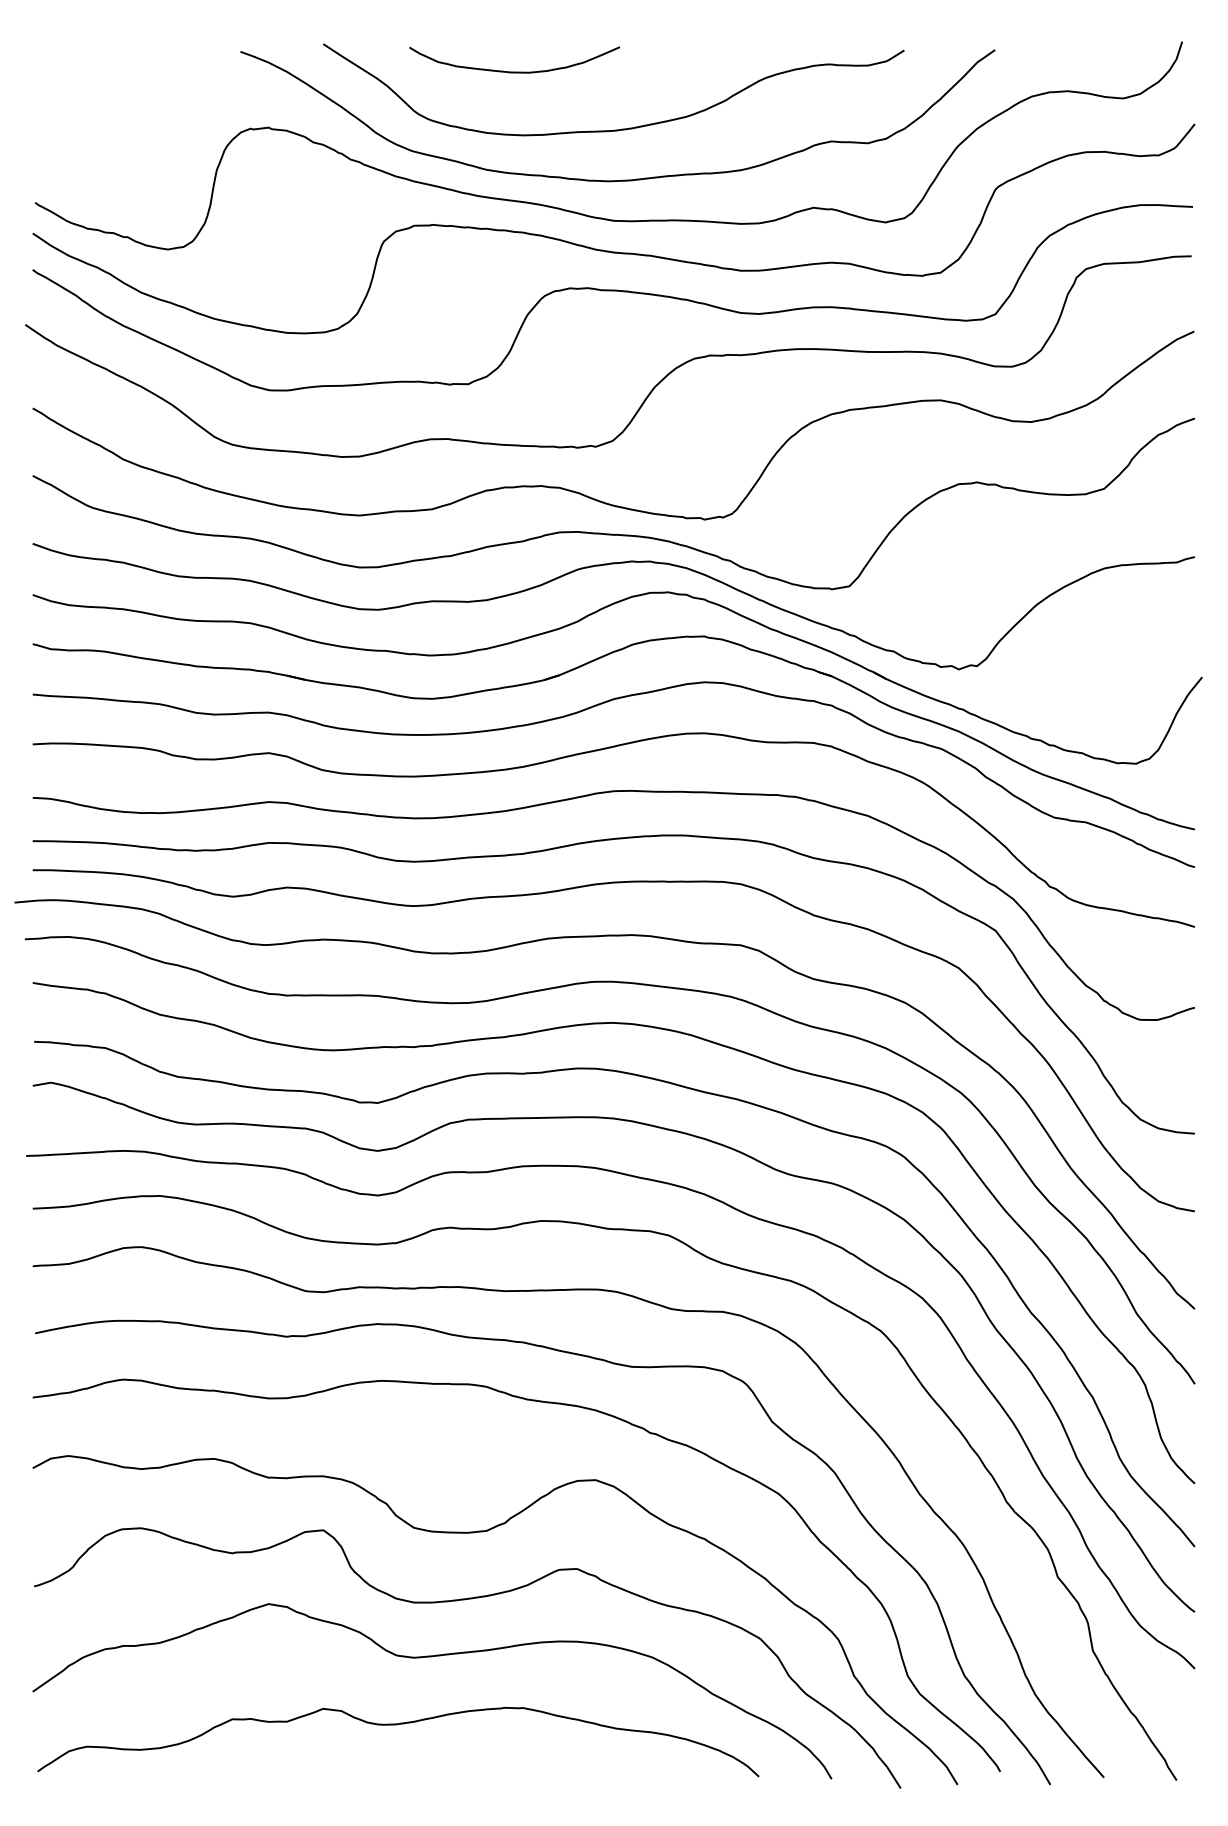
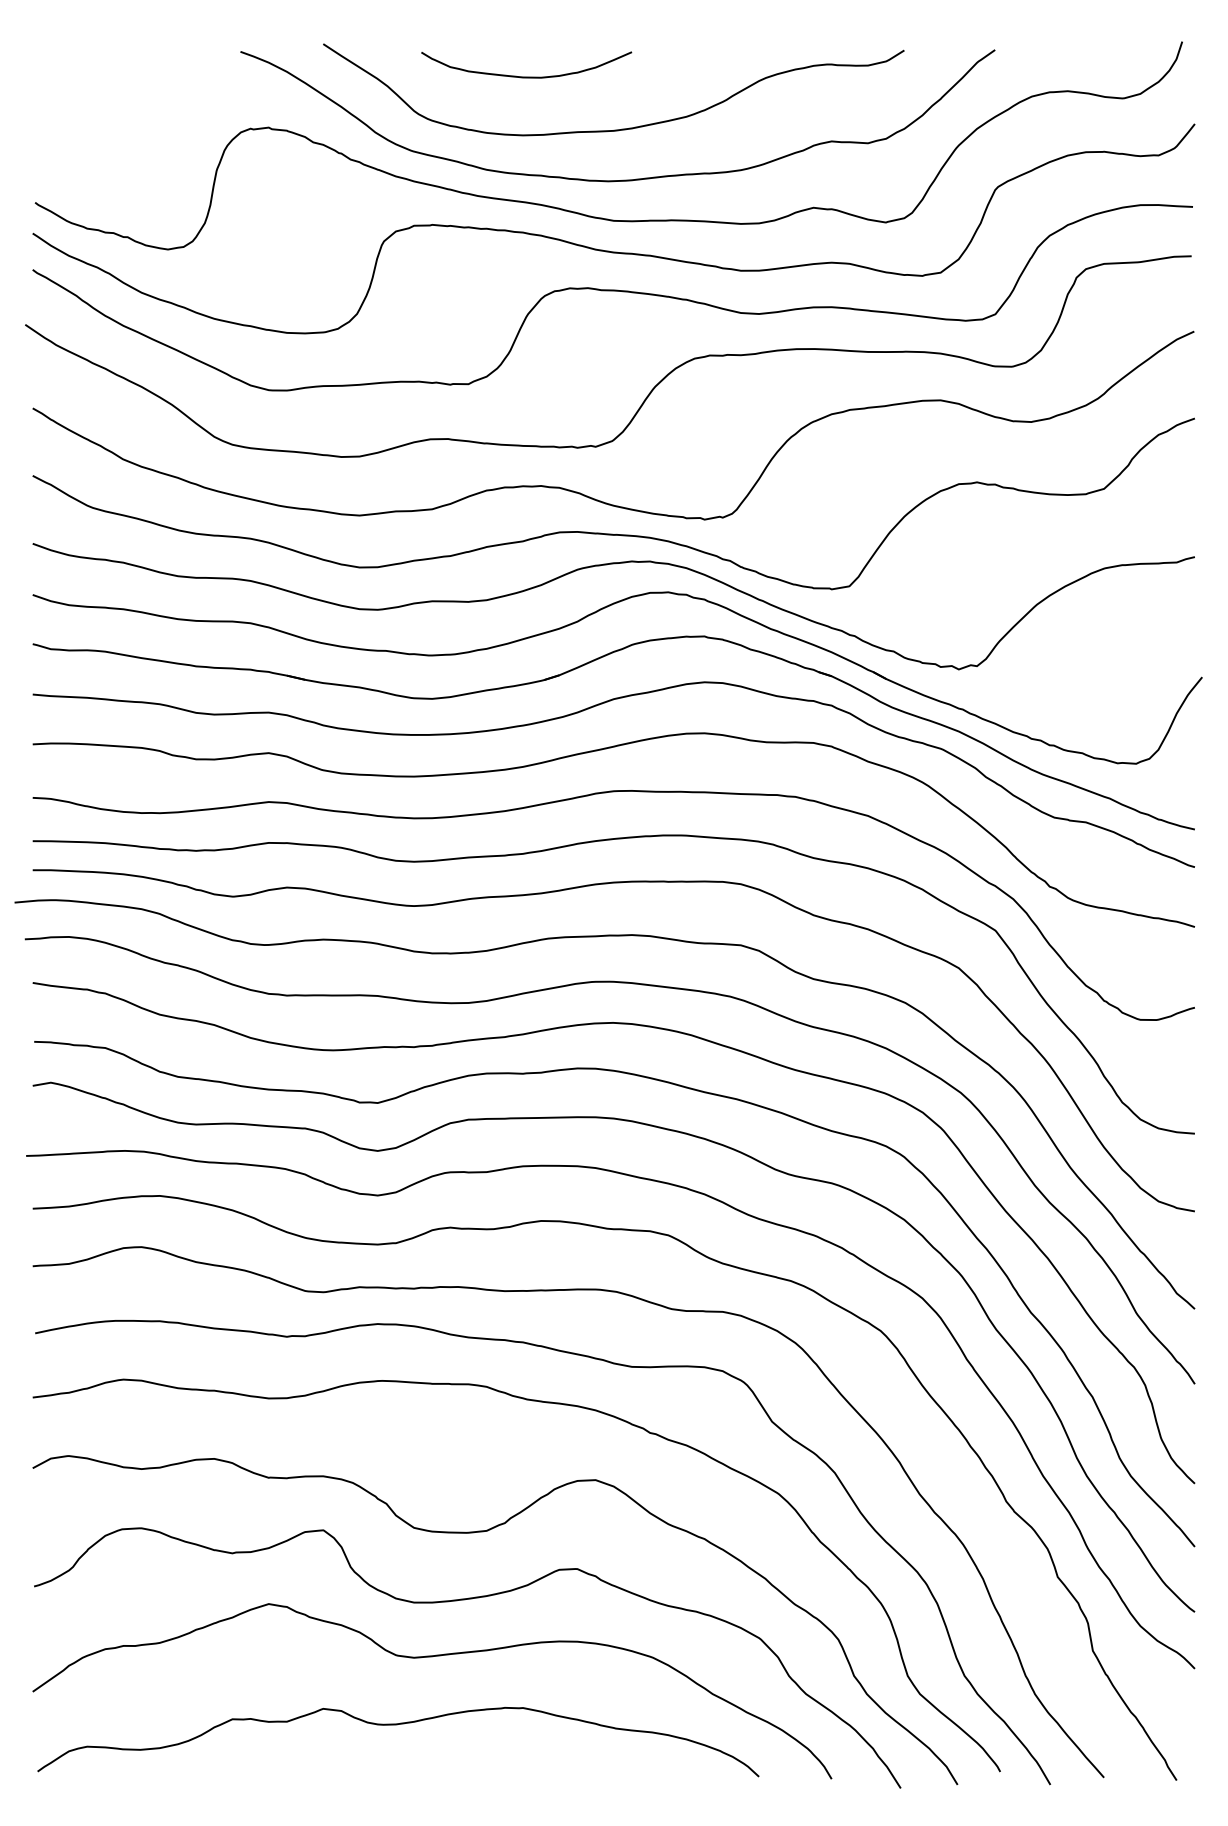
curve position: (514, 71) -> (526, 76) (526, 76)
